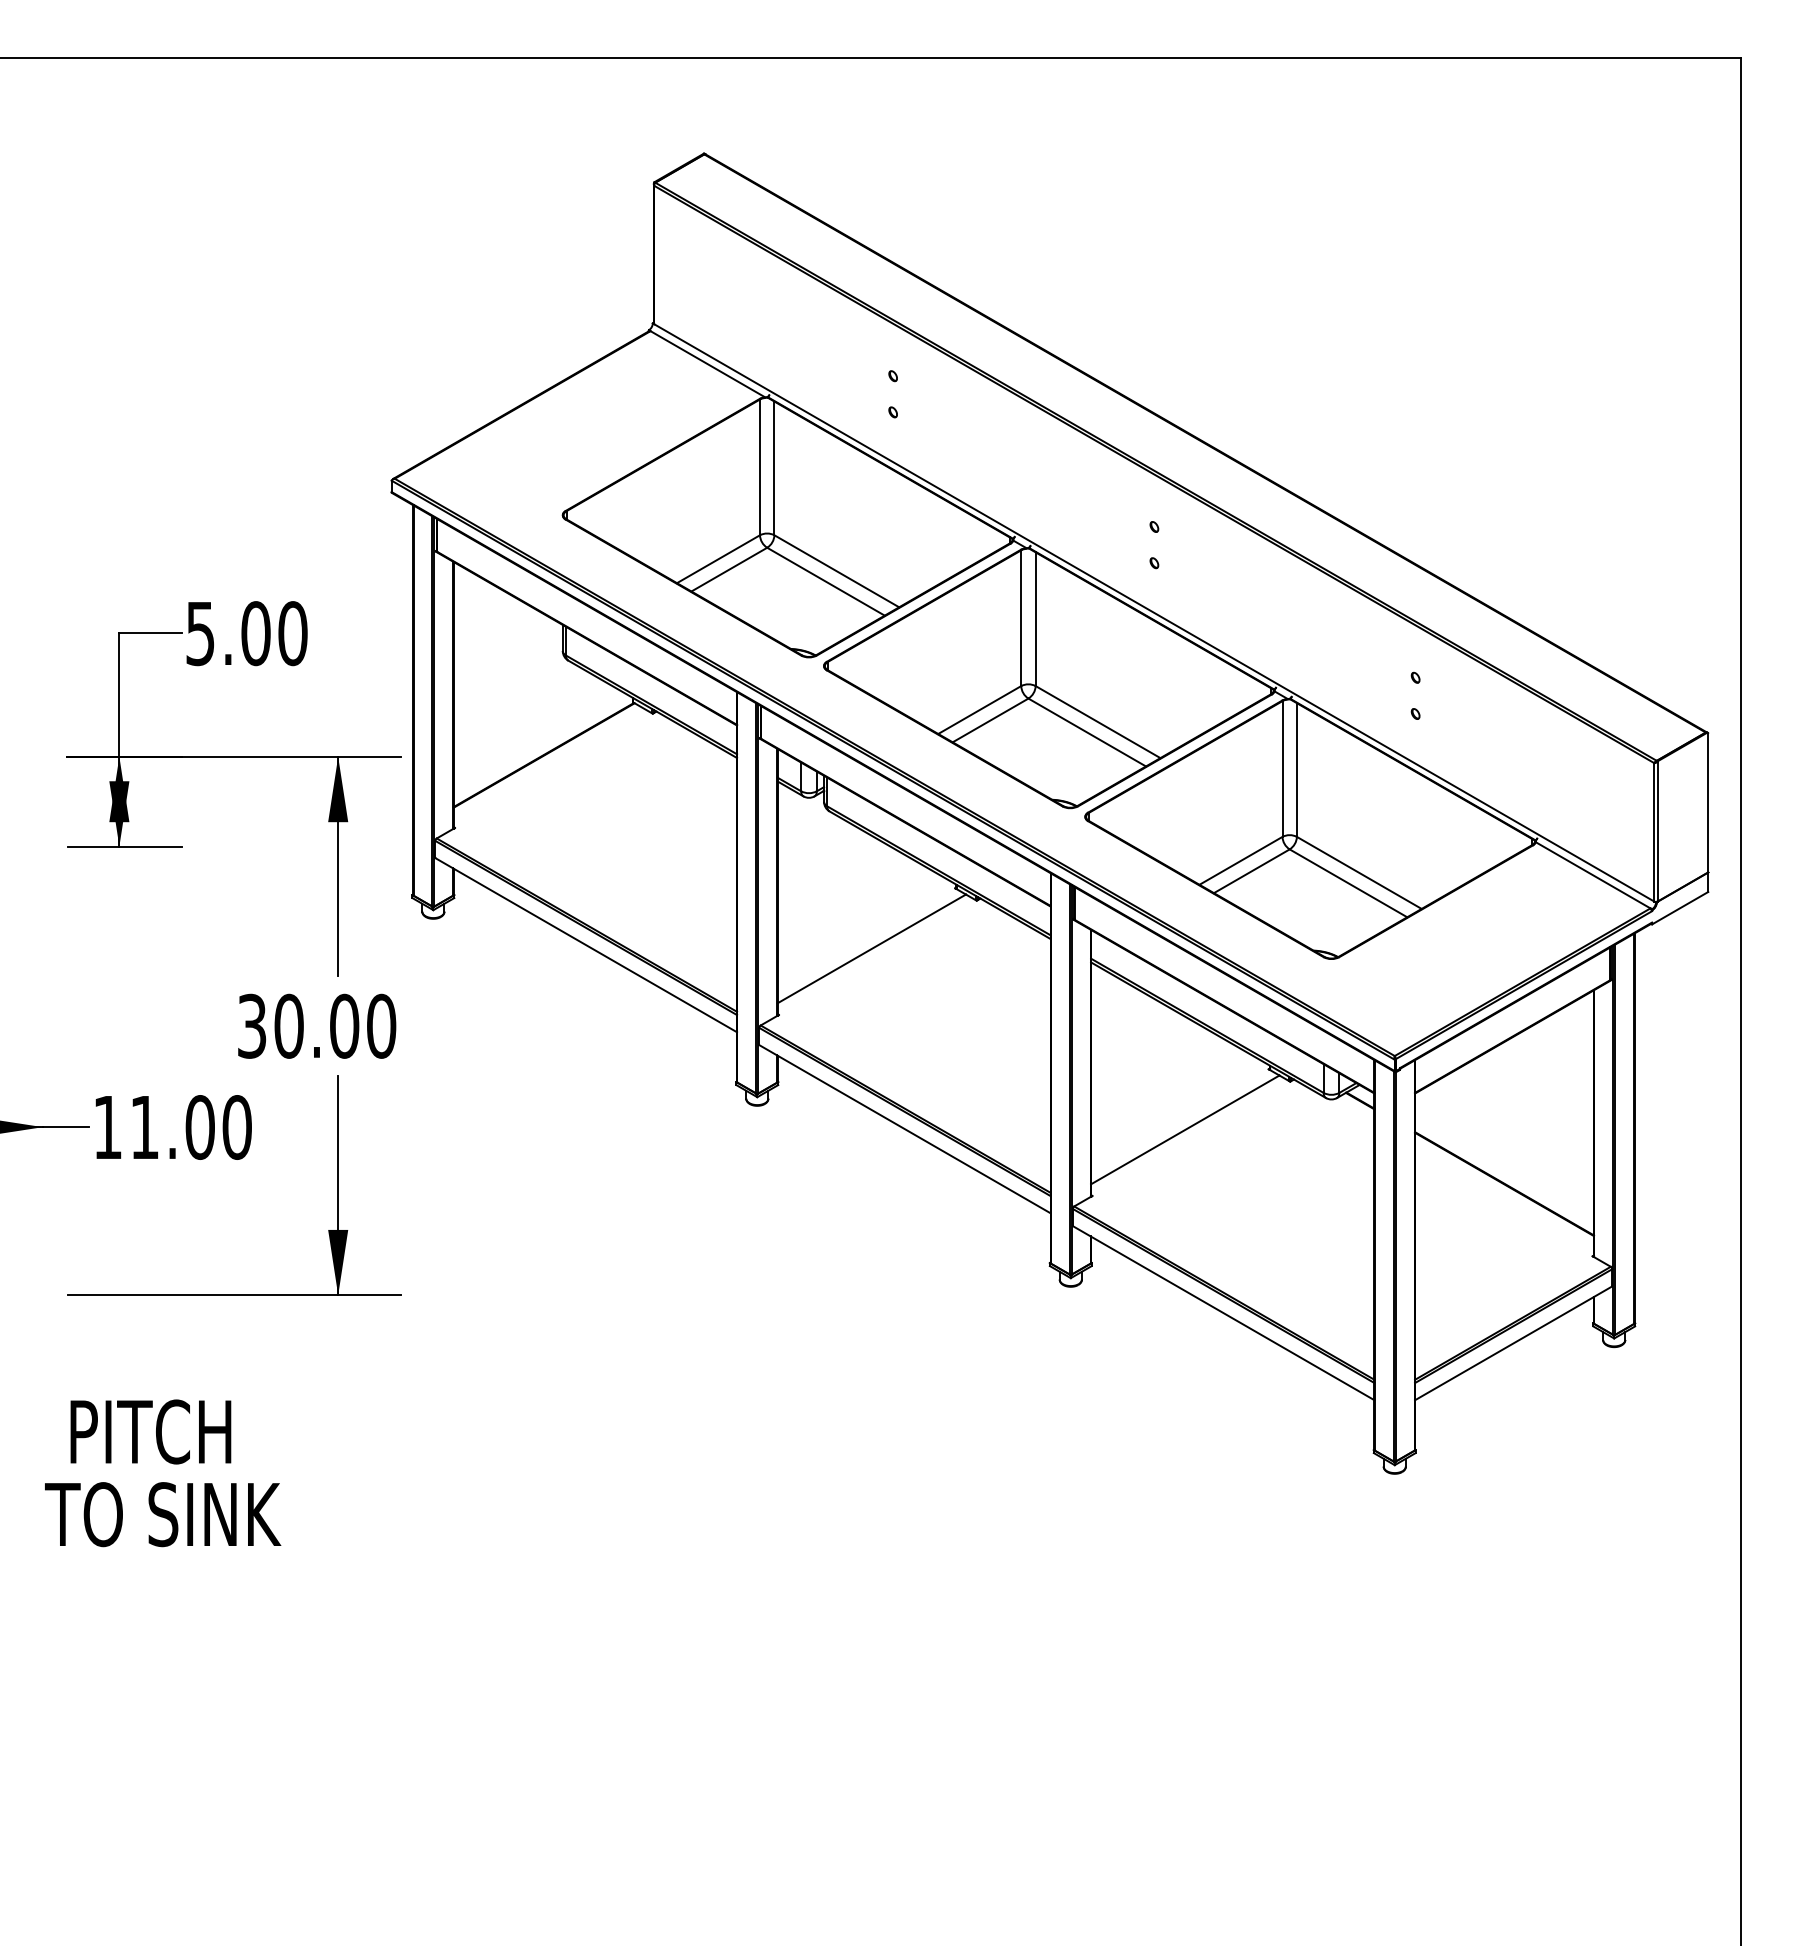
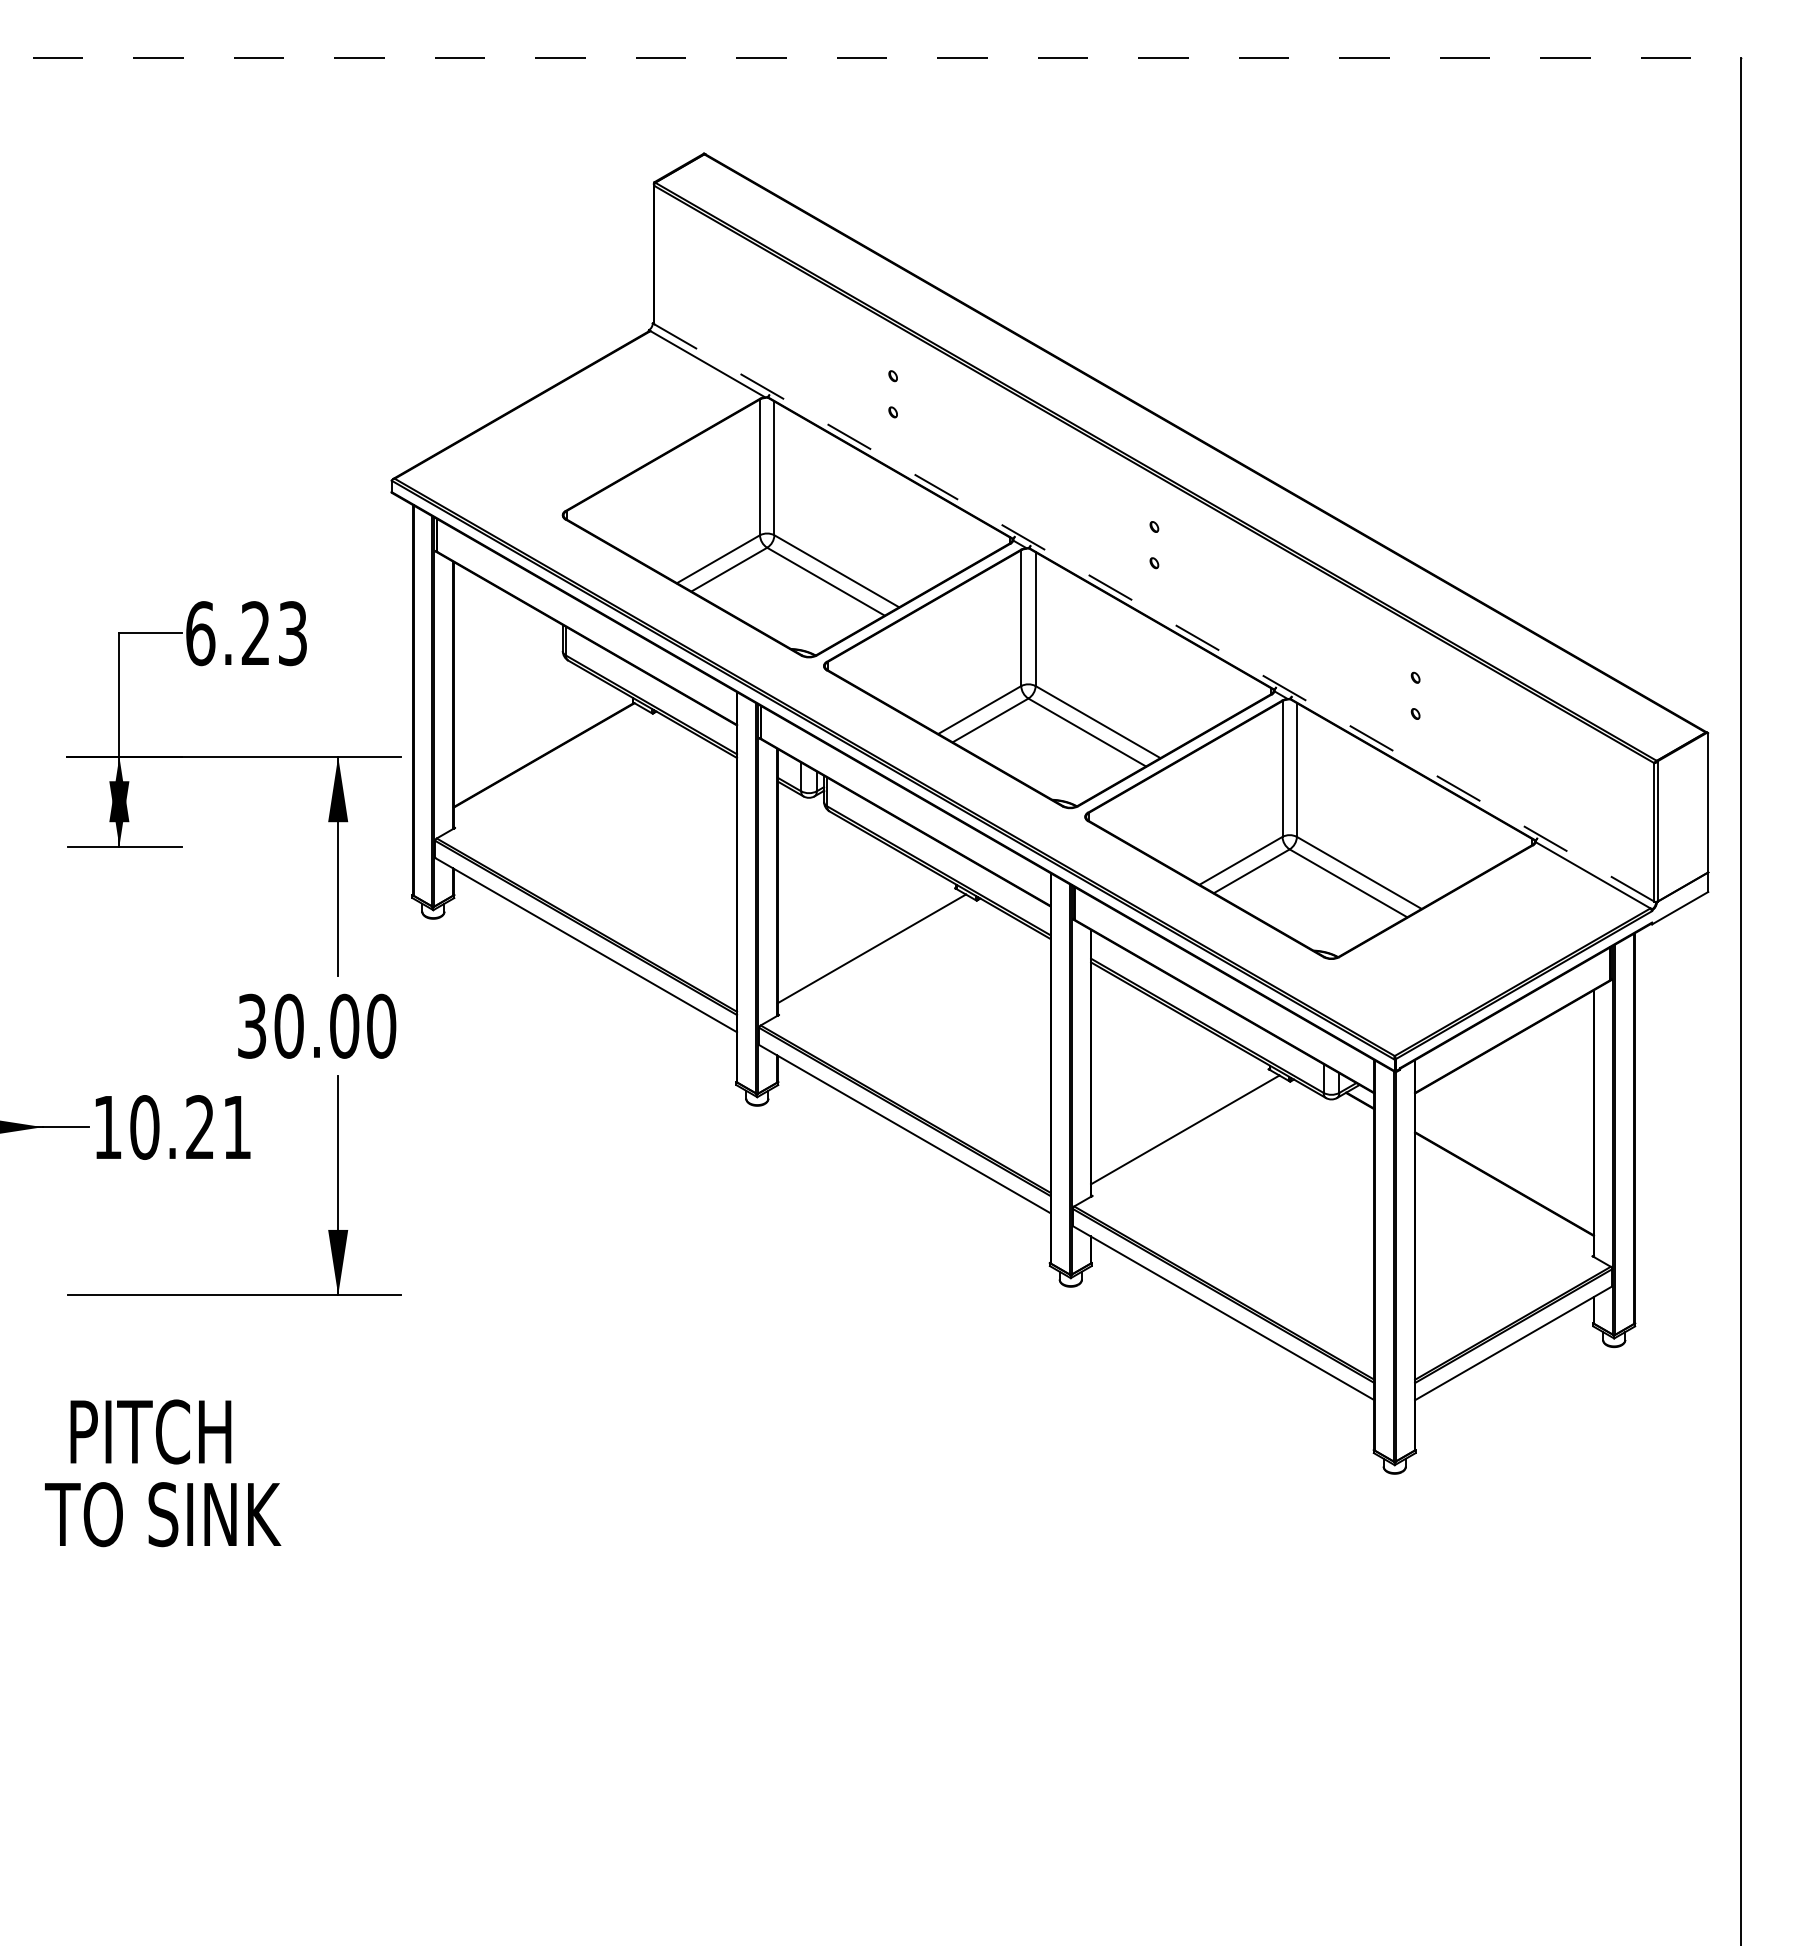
line: solid -> dashed (871, 58)
line: solid -> dashed (1153, 612)
text: 5.00 -> 6.23 (246, 633)
text: 11.00 -> 10.21 (190, 1127)
